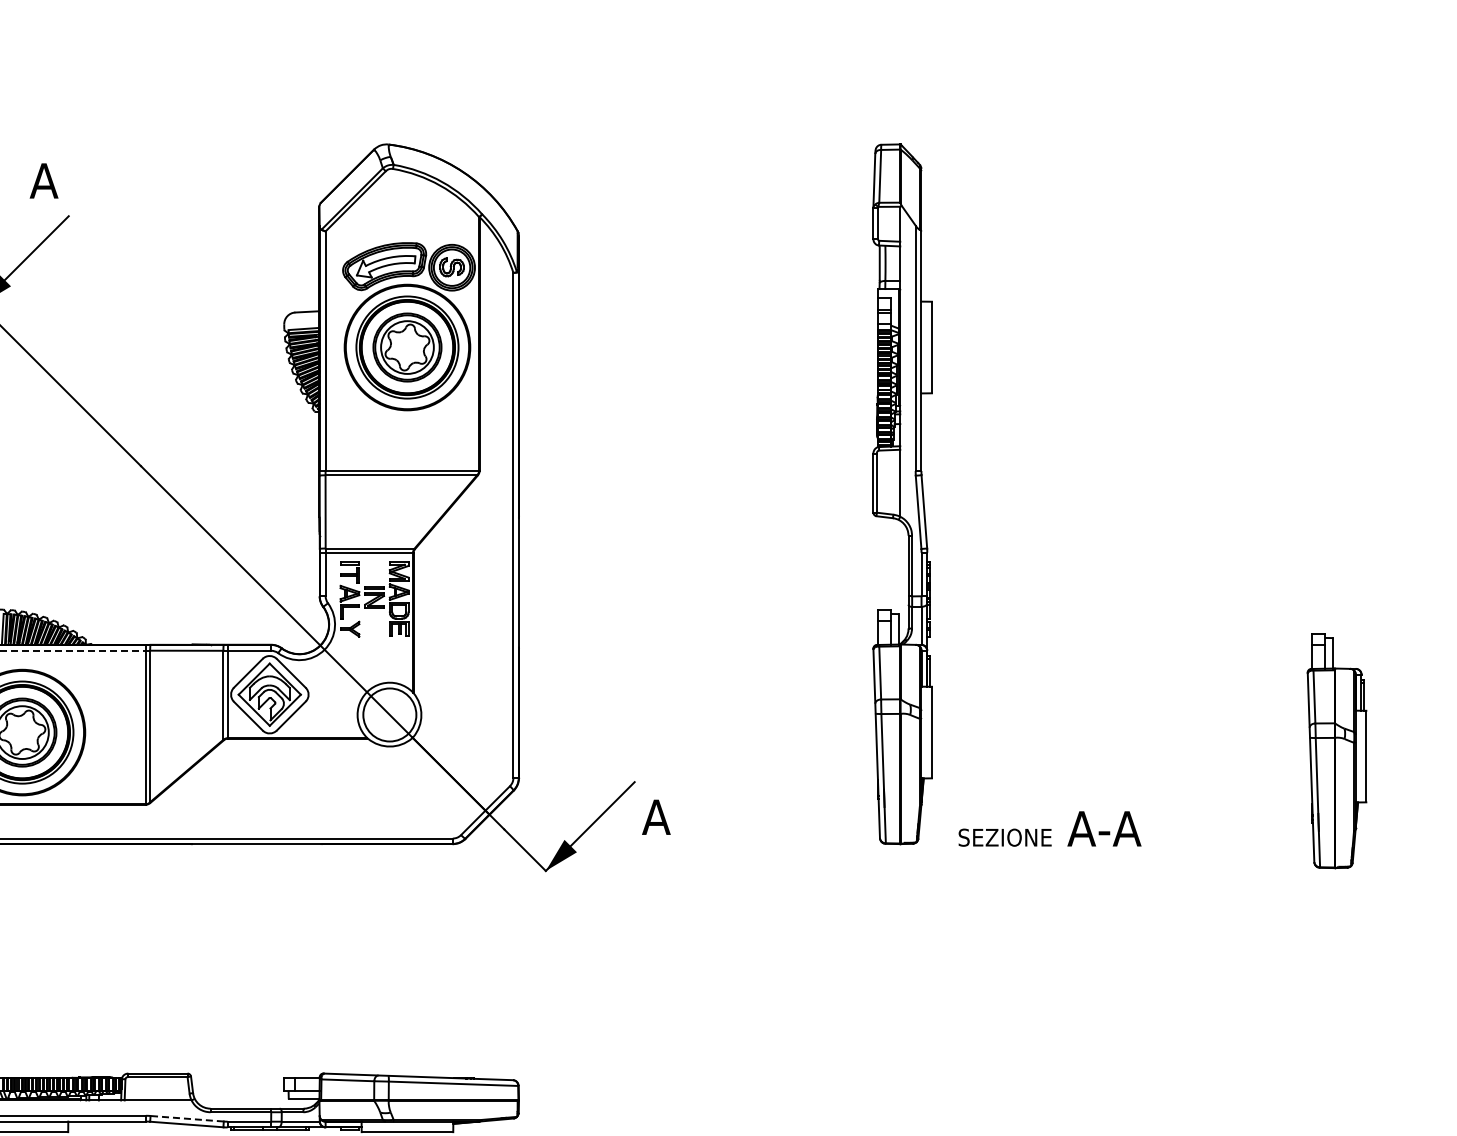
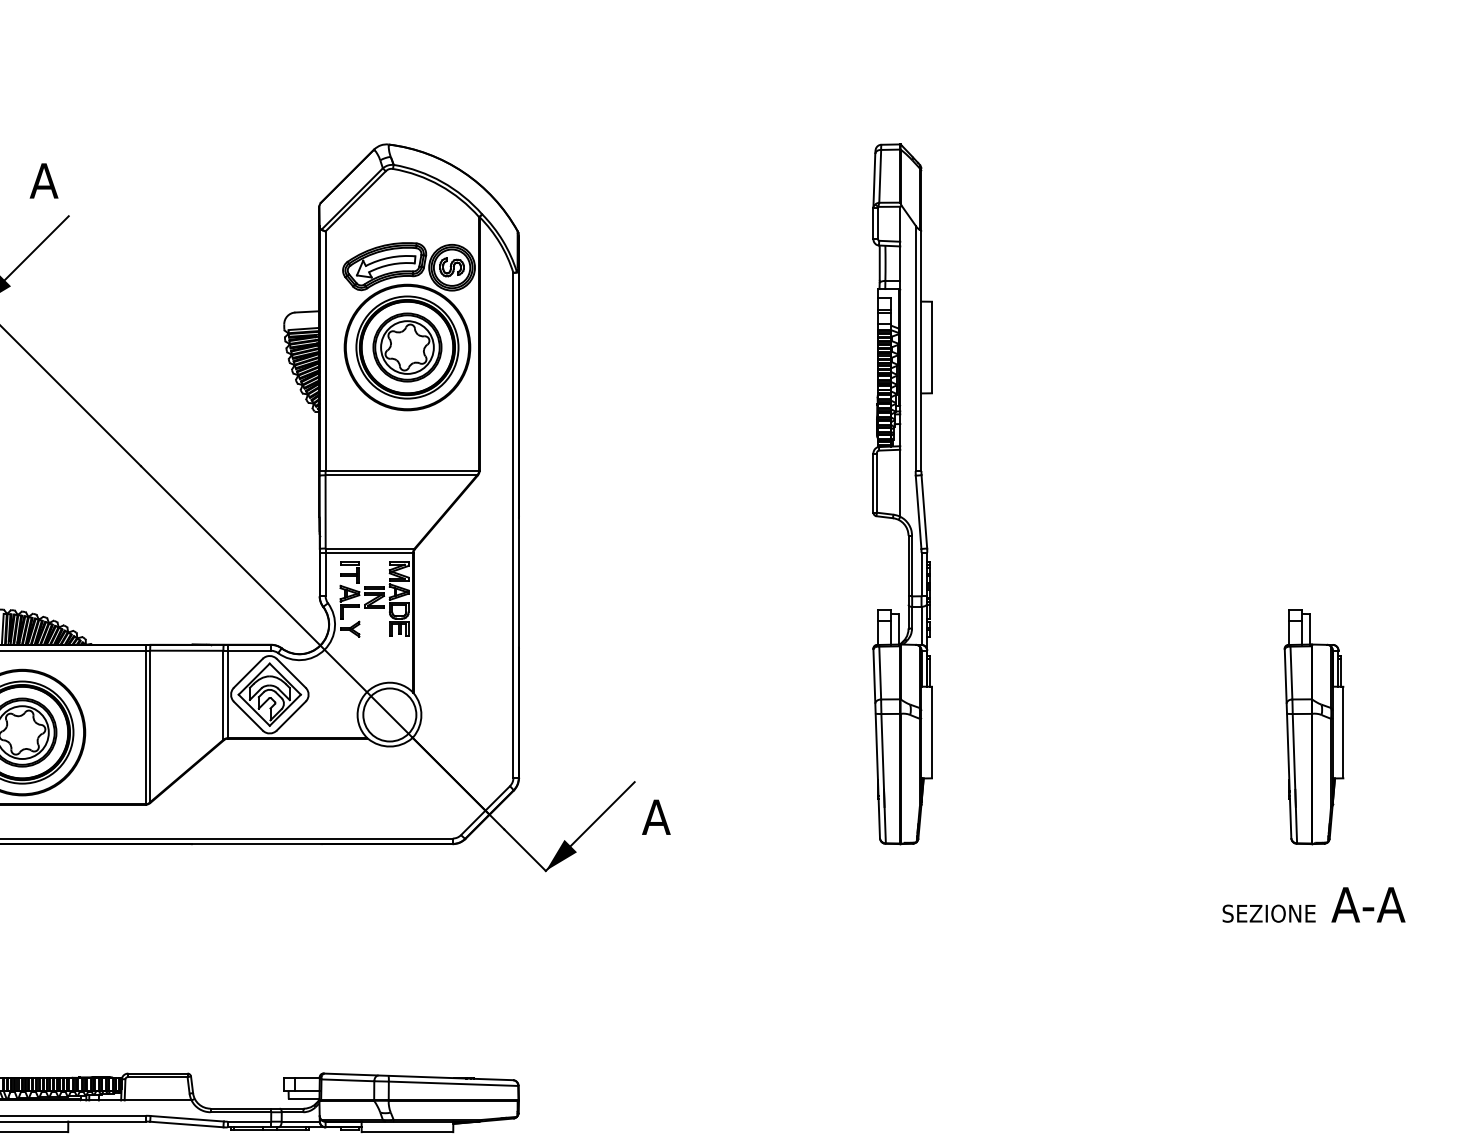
line: dashed -> solid (75, 650)
part position: (1336, 751) -> (1313, 727) (1313, 727)
text position: (1049, 828) -> (1313, 904) (1313, 904)
line: dashed -> solid (187, 1118)
